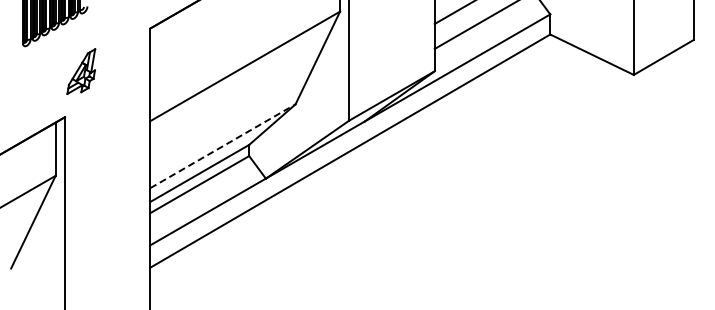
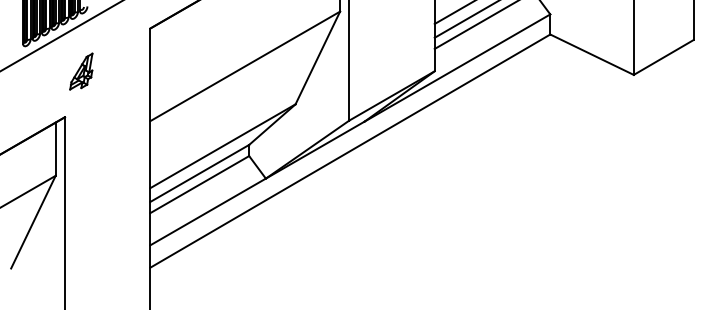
line: none -> present (465, 19)
line: none -> present (60, 36)
part size: 31x47 px -> 25x39 px (81, 71)
line: dashed -> solid (222, 146)
